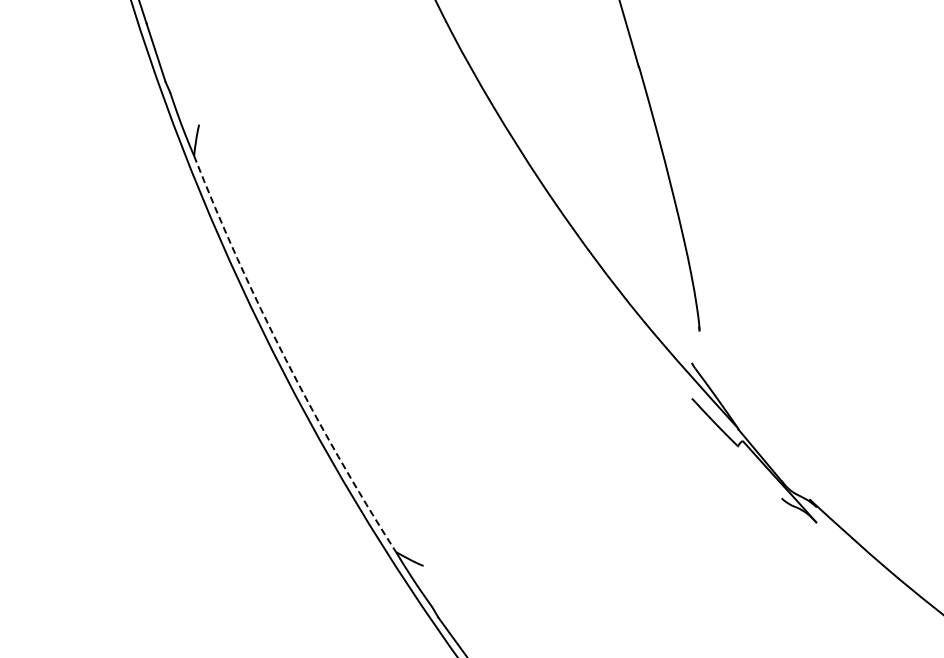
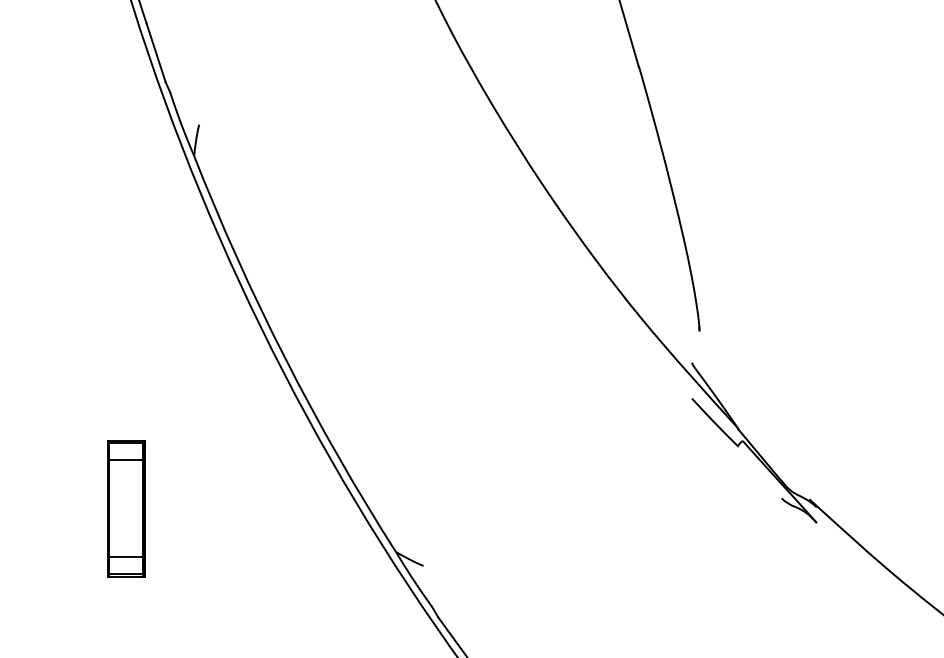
arc: dashed -> solid (285, 358)
part: none -> present (126, 508)
